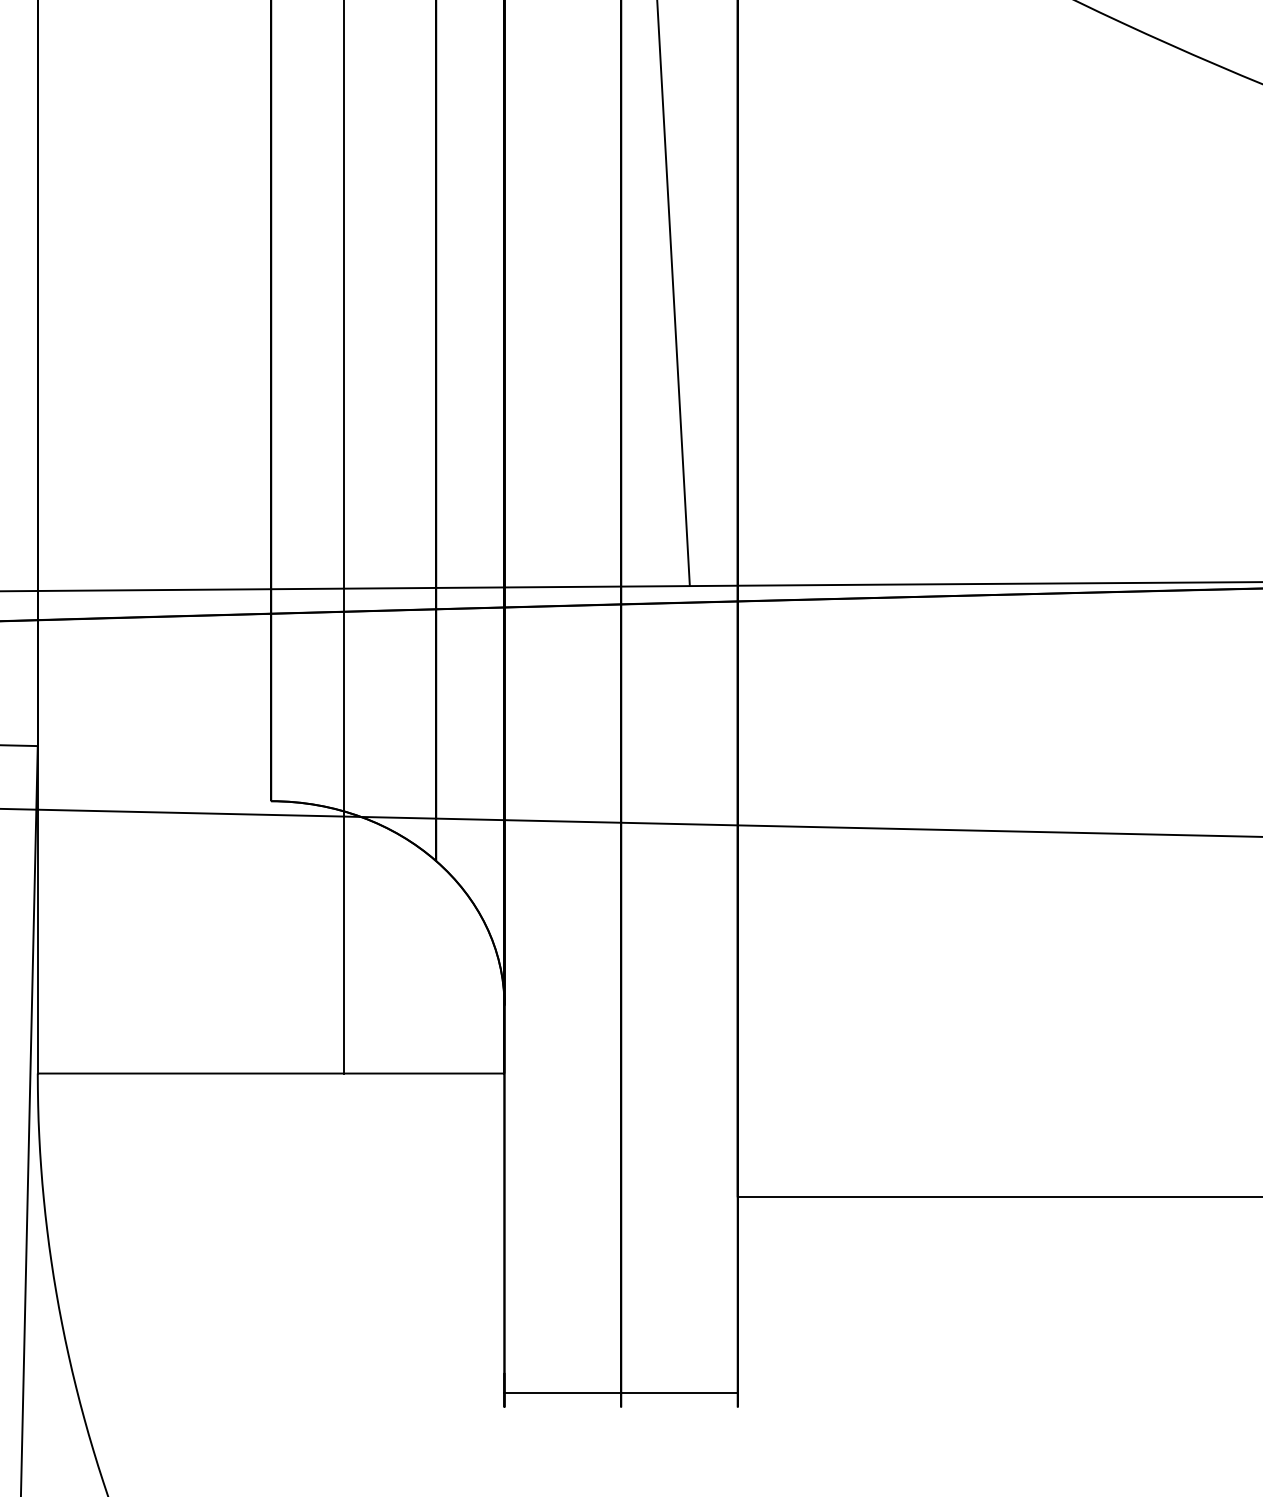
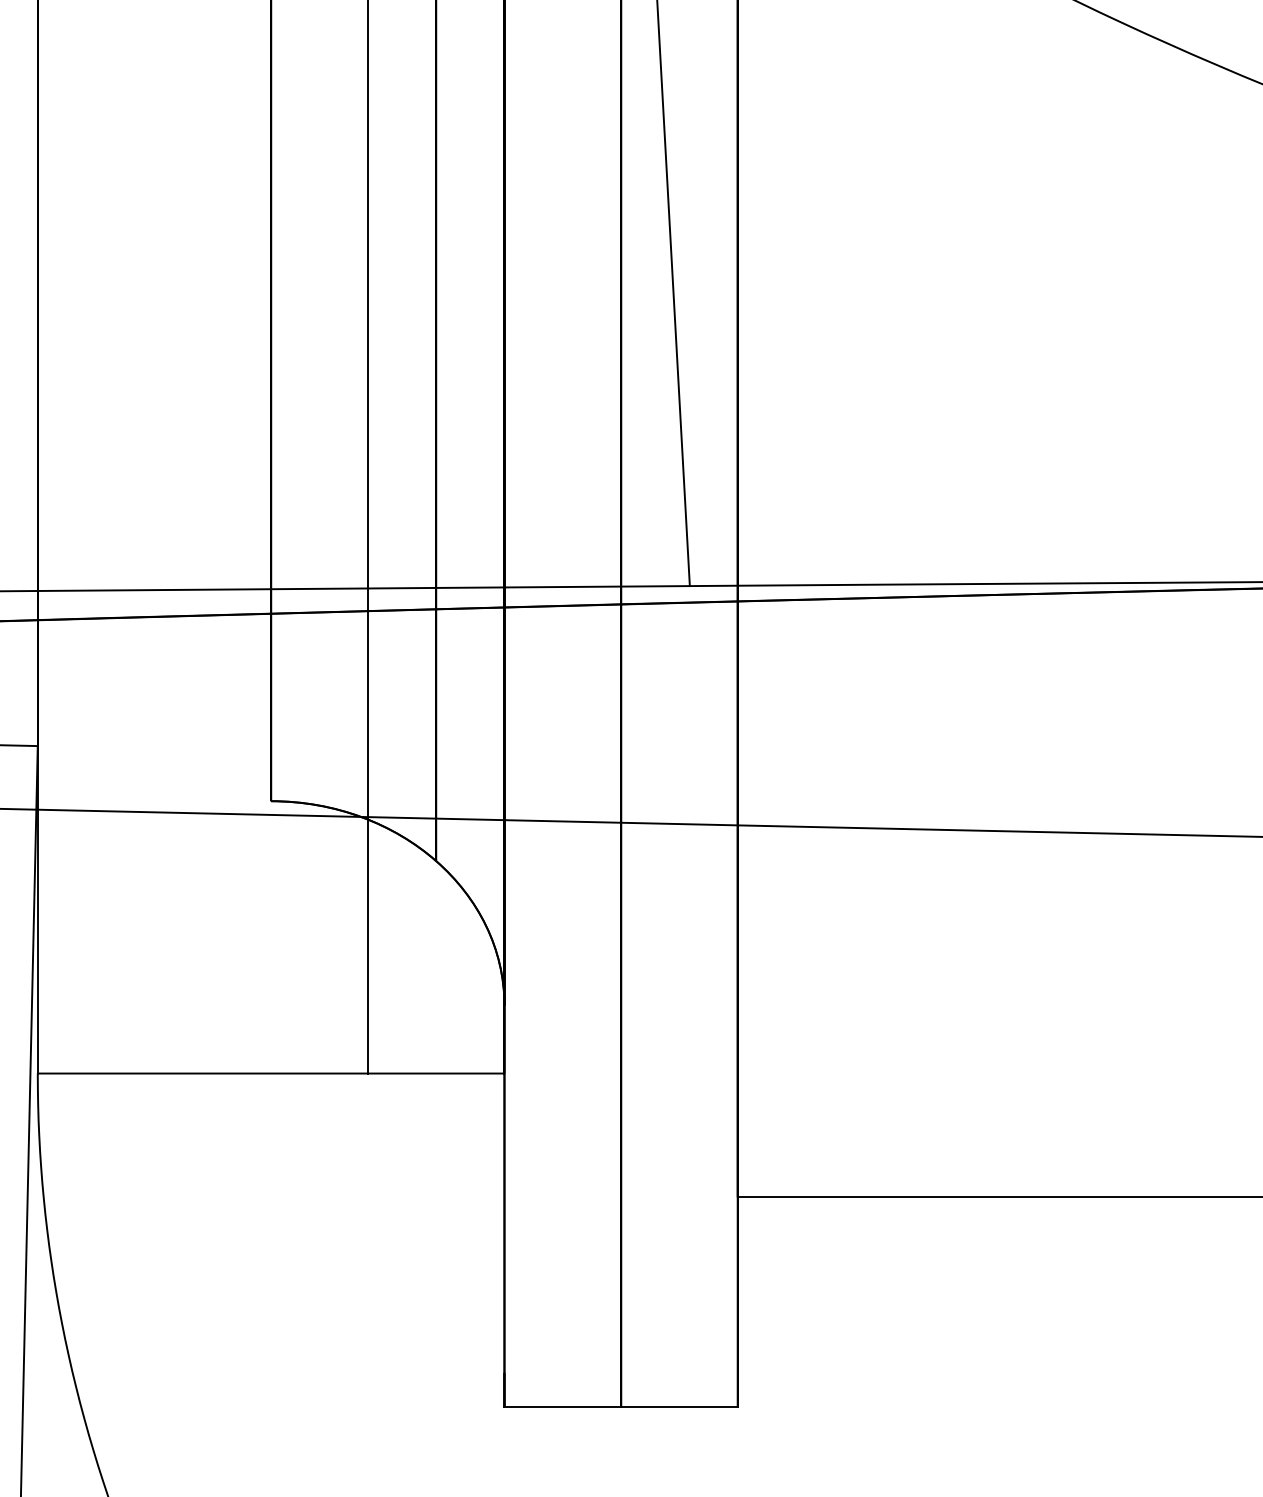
line position: (343, 537) -> (367, 537) (367, 537)
line position: (620, 1393) -> (620, 1407) (620, 1407)
